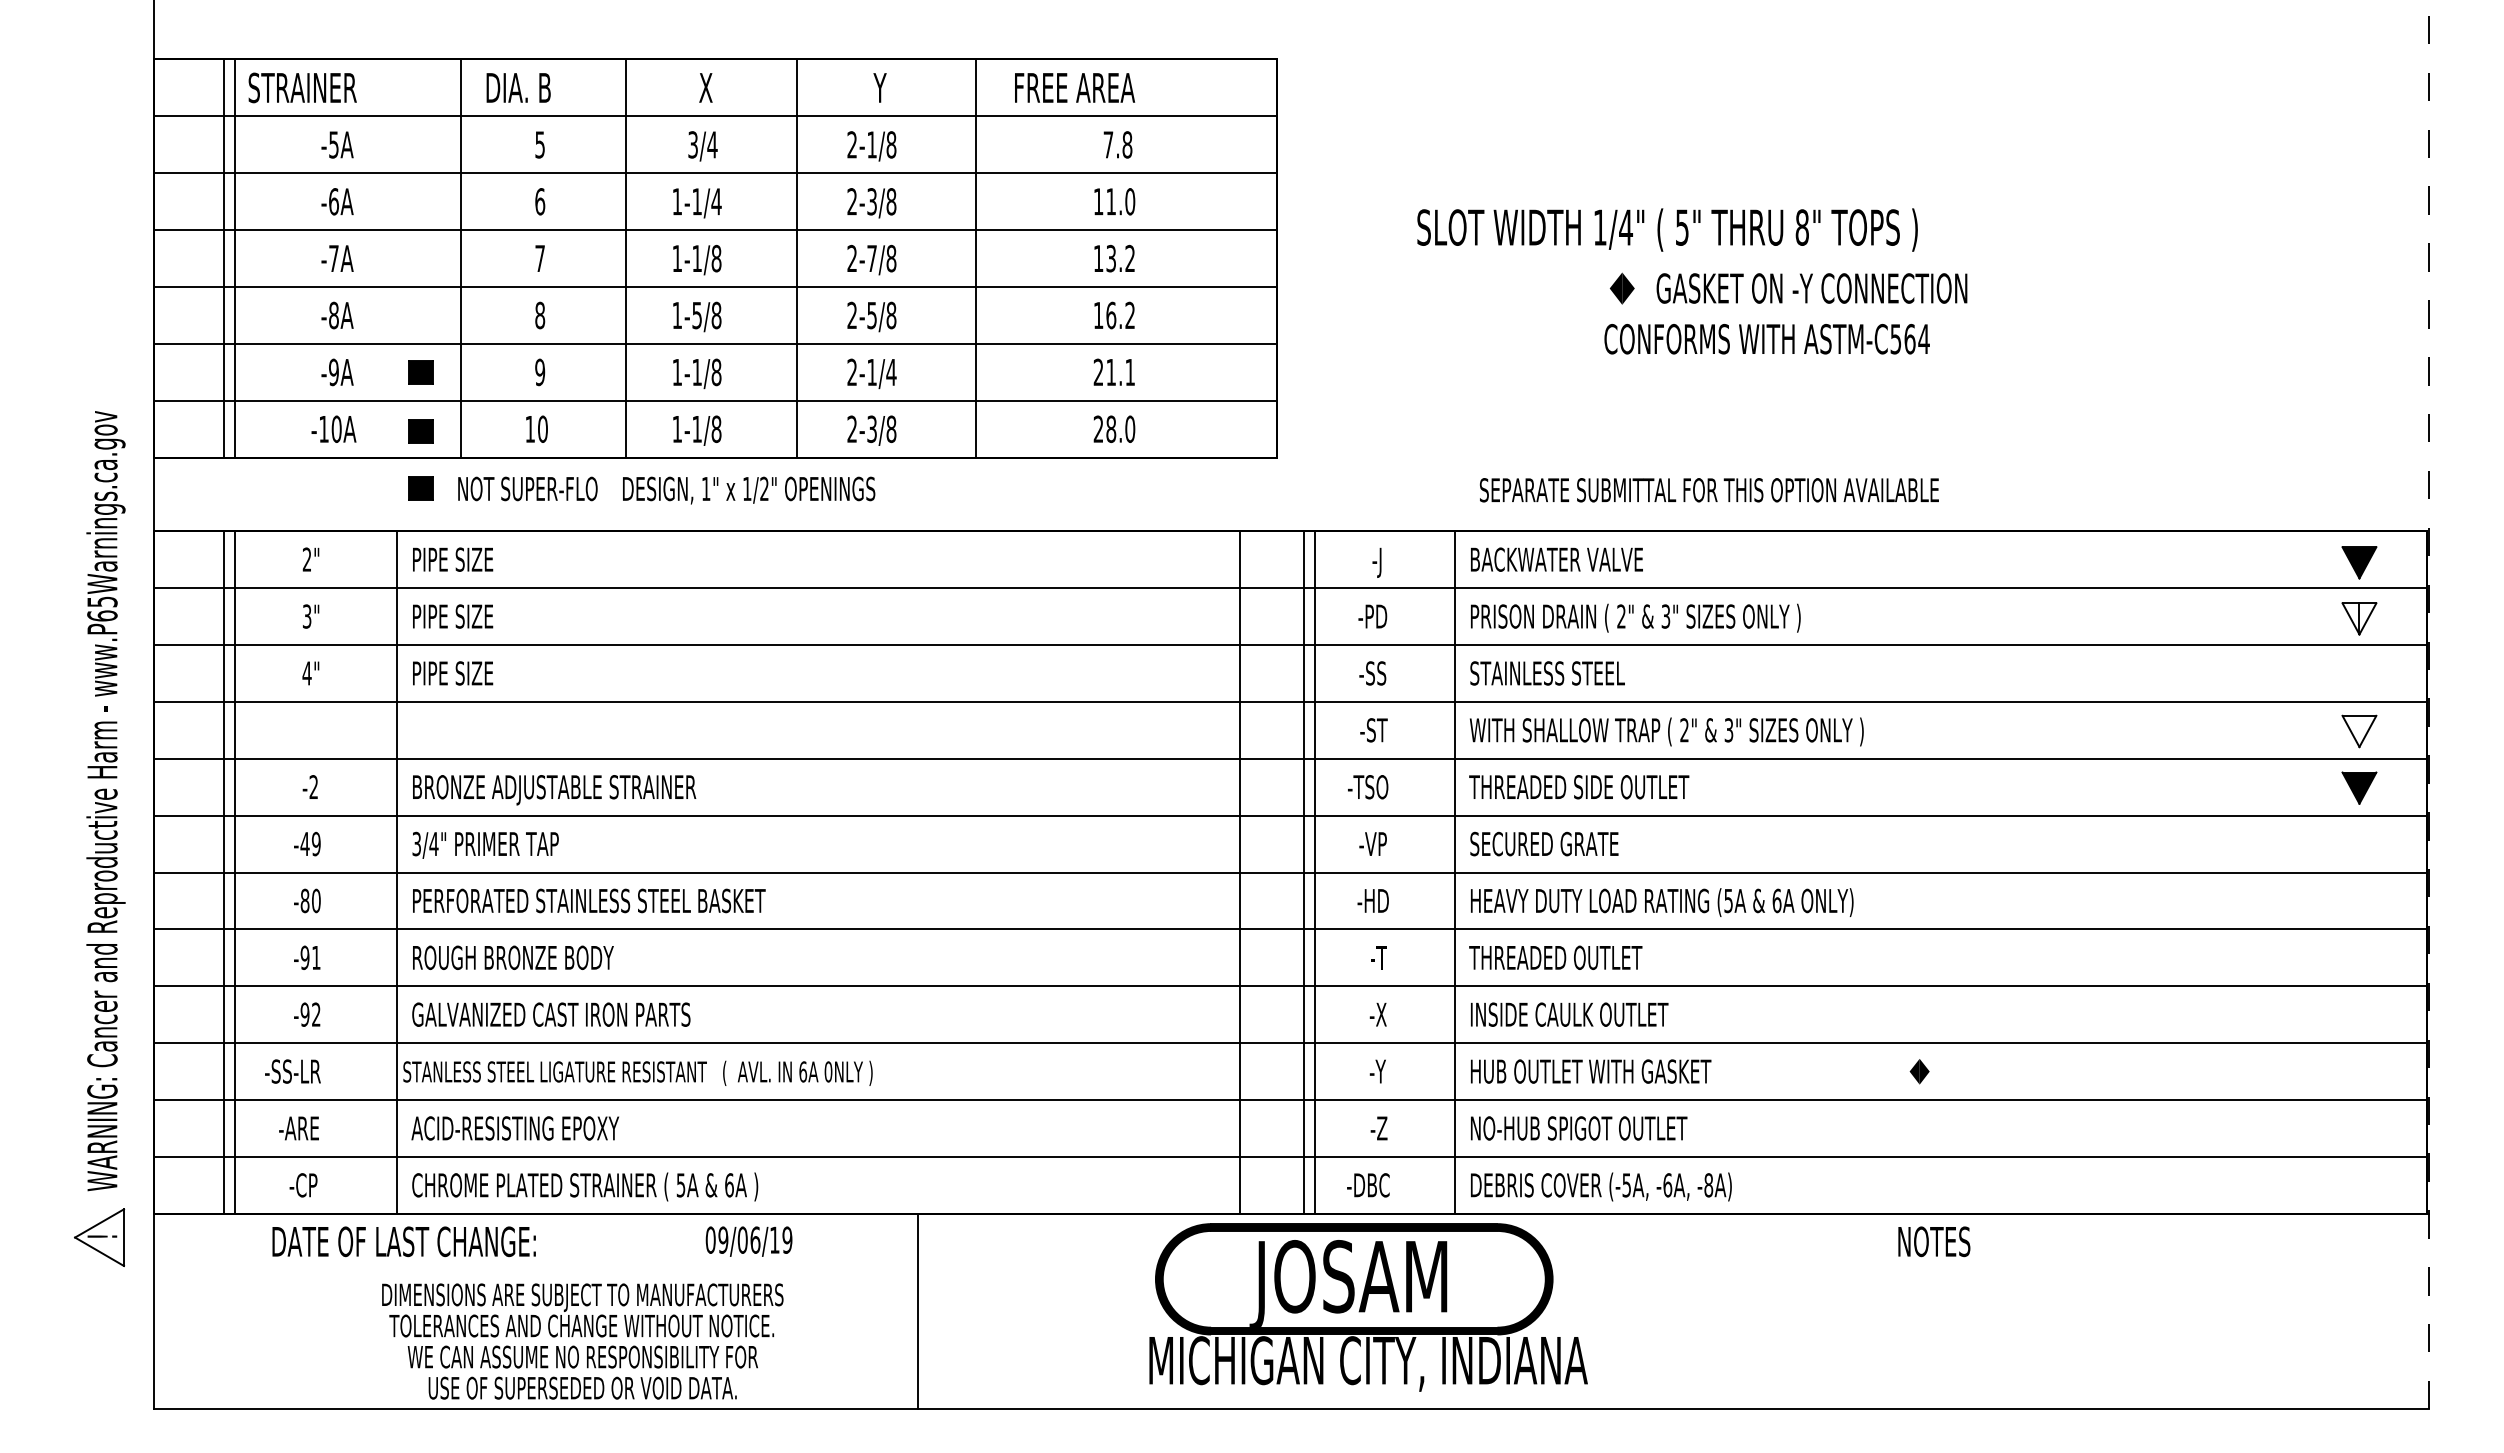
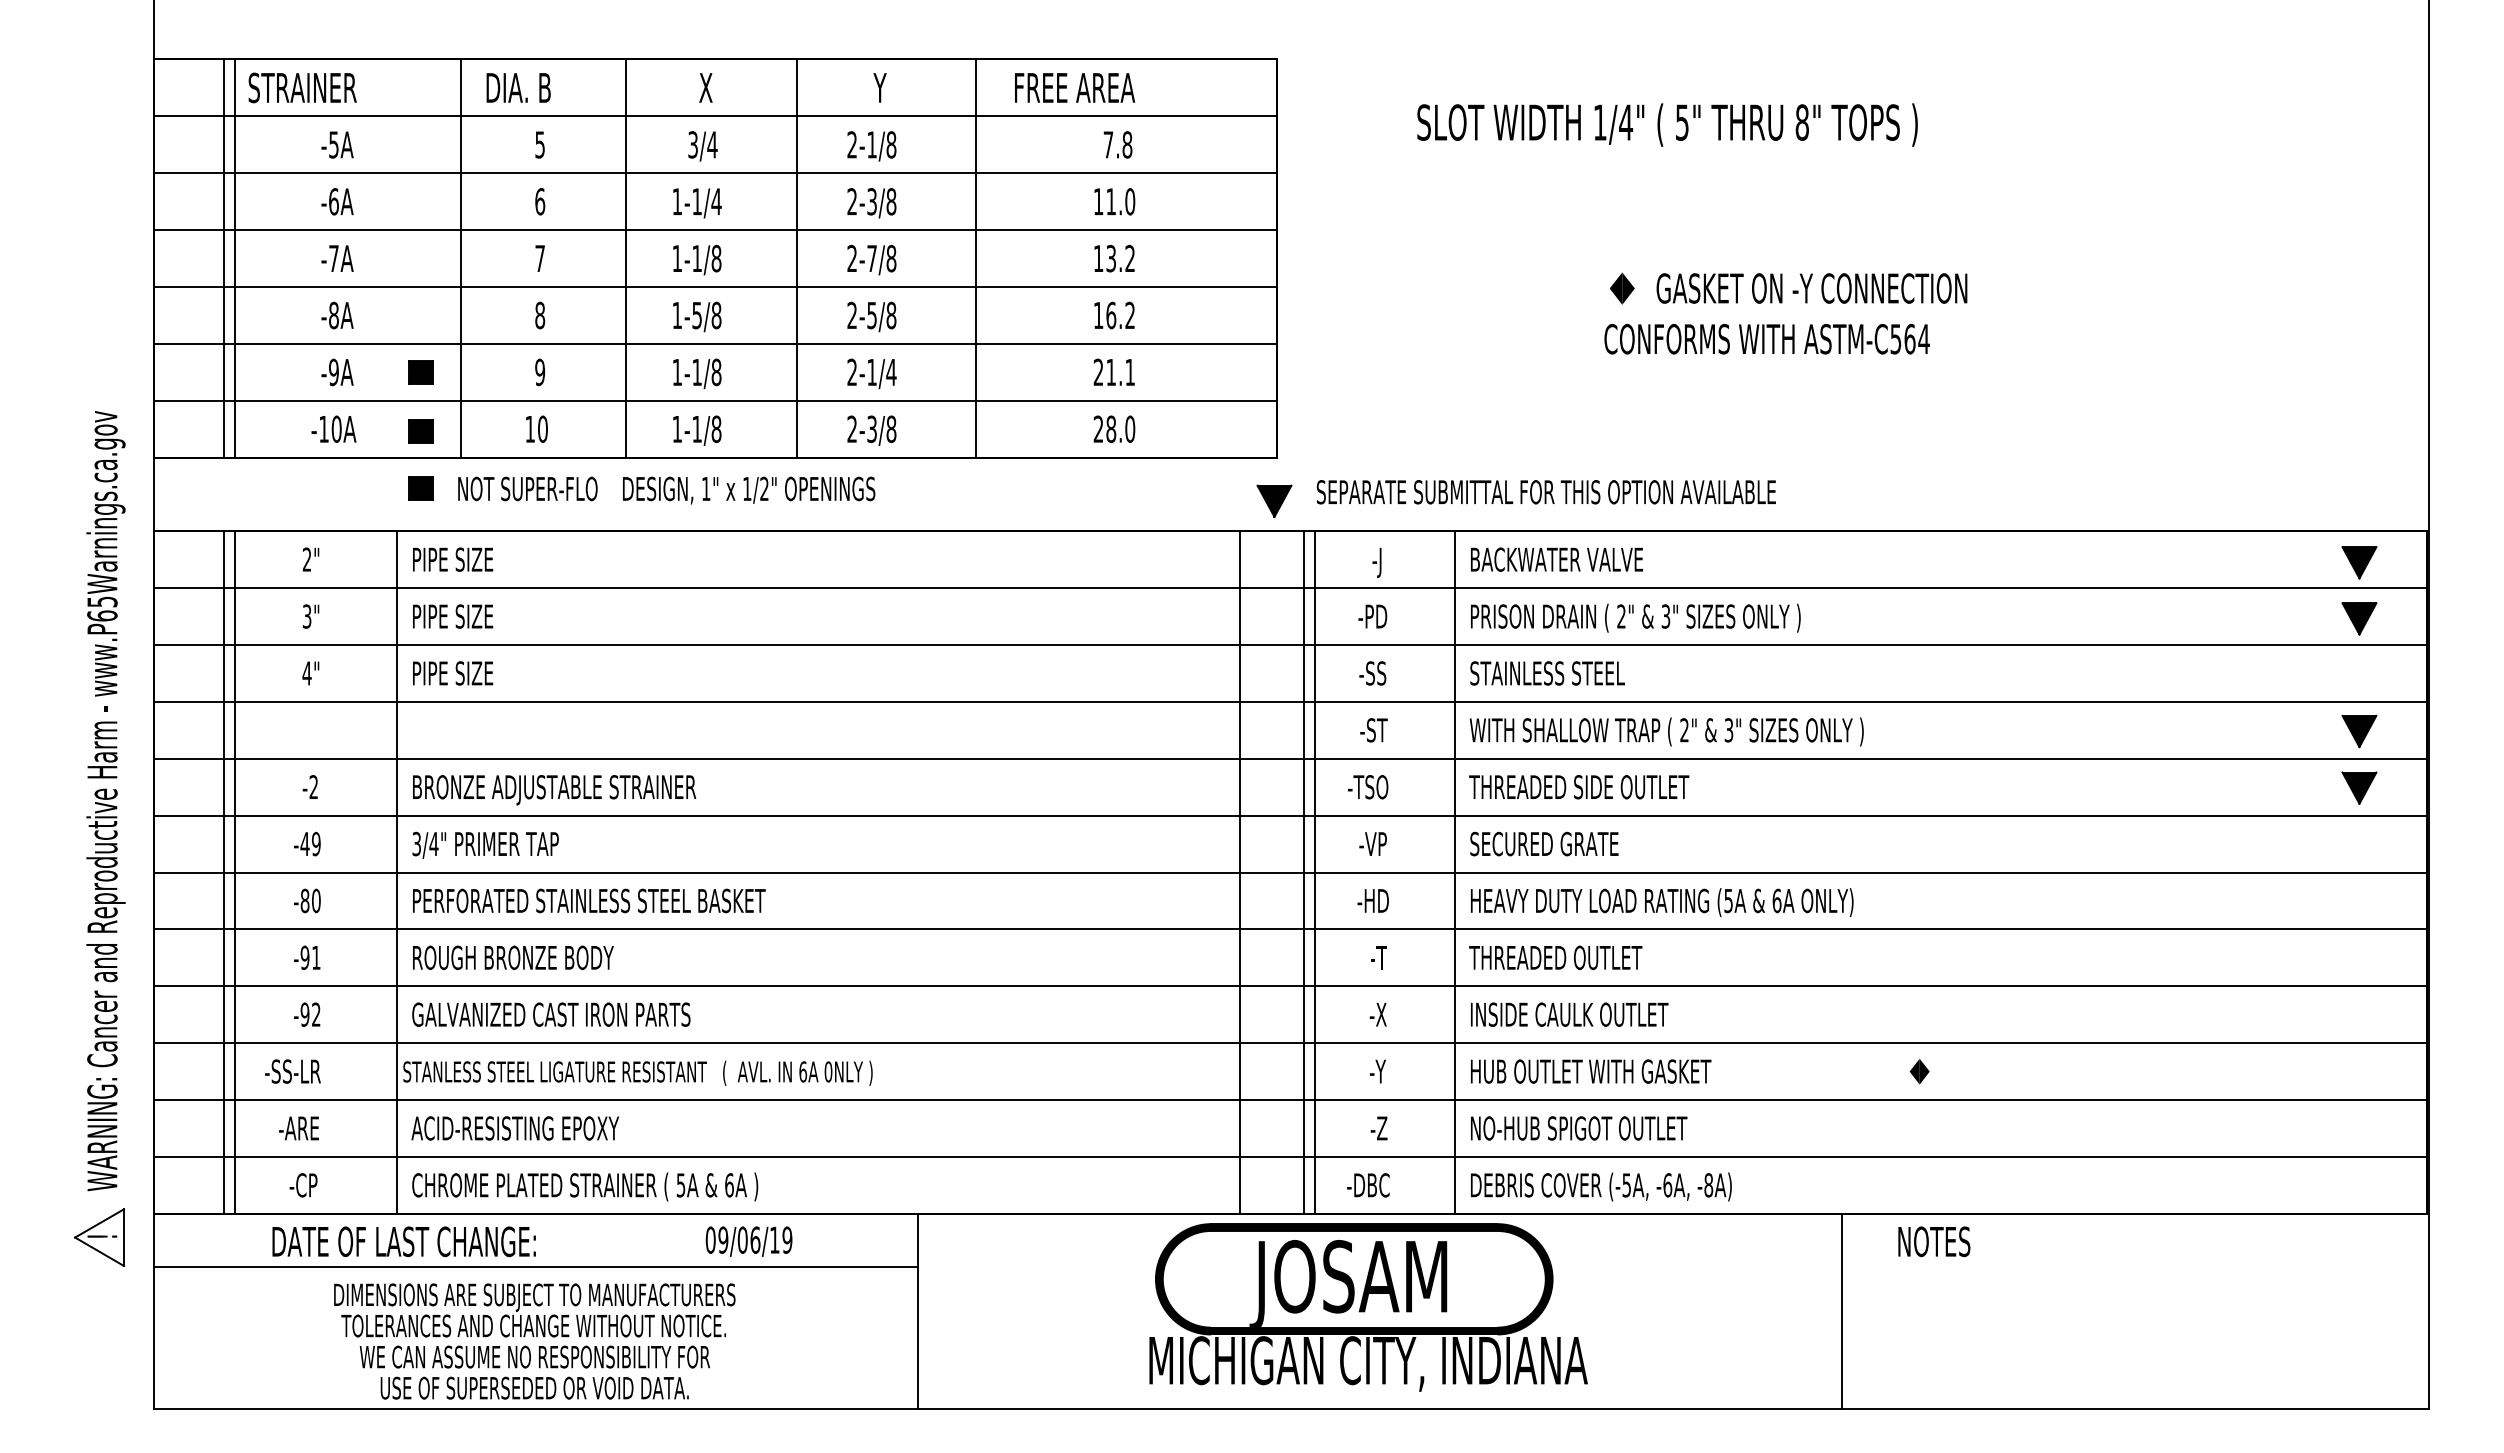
text position: (1667, 229) -> (1667, 124) (1667, 124)
text position: (1709, 490) -> (1546, 492) (1546, 492)
part: none -> present (1274, 501)
fill: none -> present (2359, 618)
line: dashed -> solid (2428, 704)
fill: none -> present (2359, 731)
line: none -> present (535, 1267)
line: none -> present (1842, 1311)
text position: (582, 1341) -> (534, 1341) (534, 1341)
